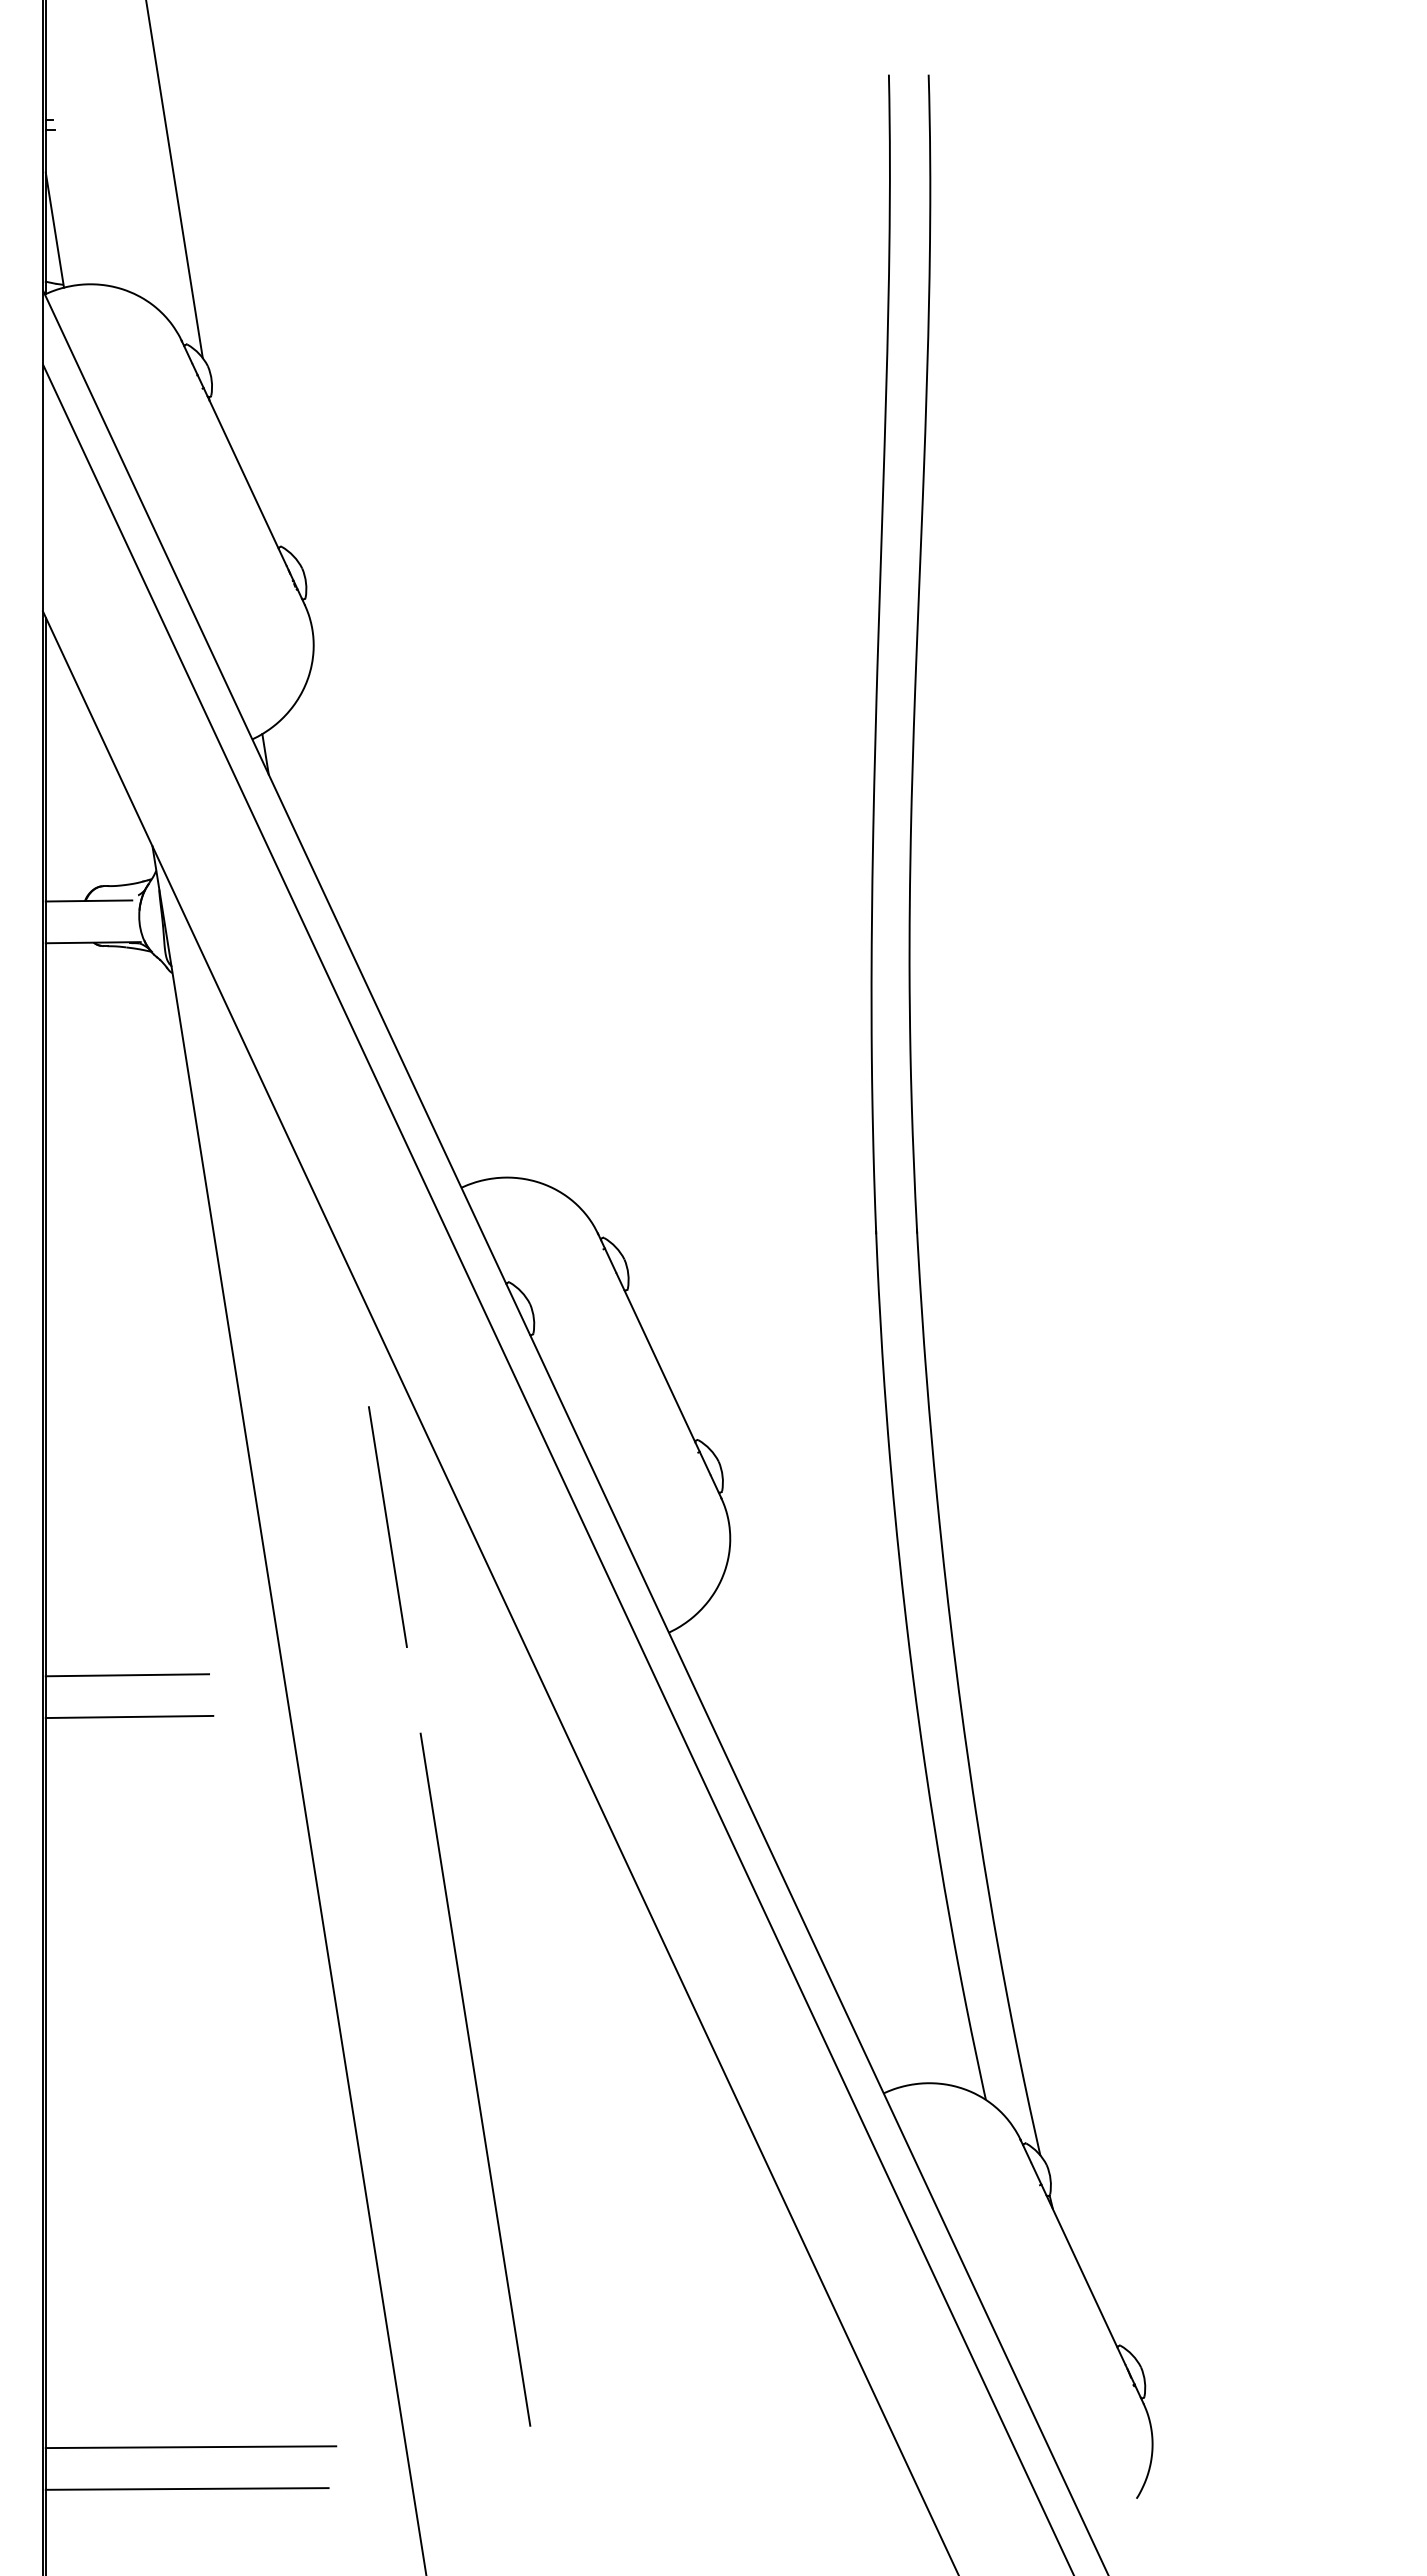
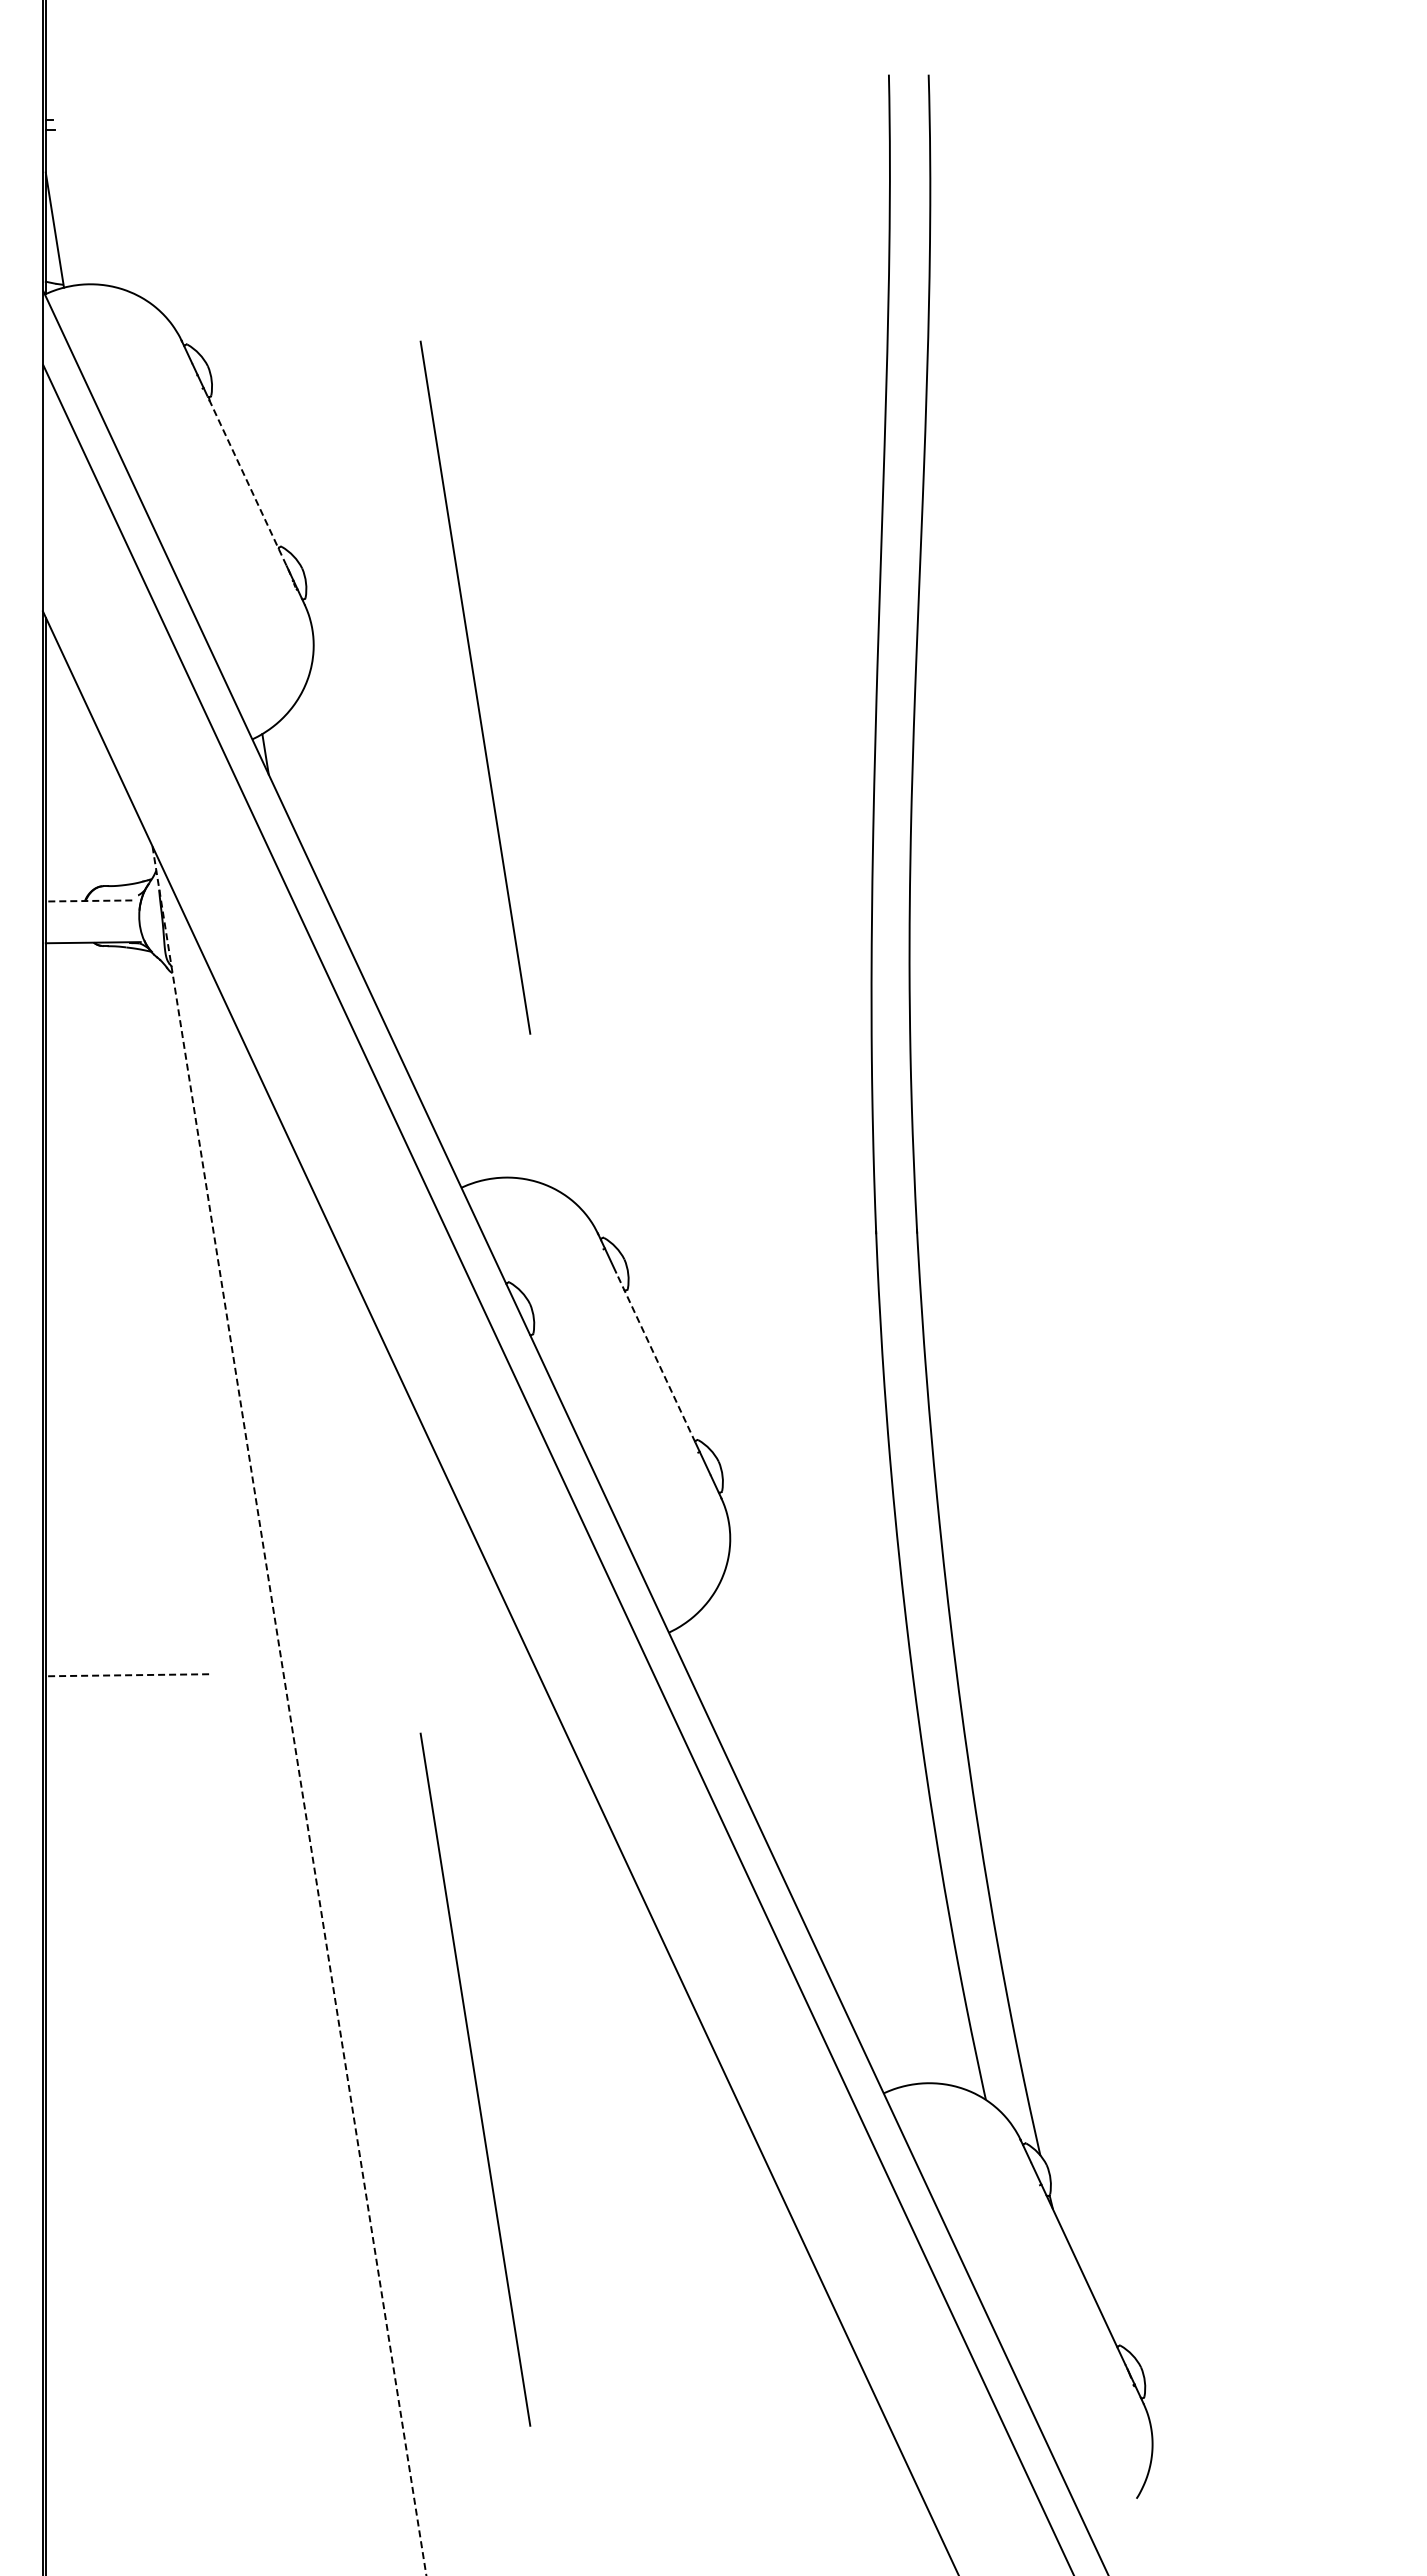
line: present -> none (174, 180)
line: solid -> dashed (246, 480)
line: none -> present (475, 687)
line: solid -> dashed (88, 900)
line: solid -> dashed (655, 1357)
line: present -> none (387, 1526)
line: solid -> dashed (127, 1675)
line: solid -> dashed (289, 1711)
line: present -> none (129, 1716)
line: present -> none (190, 2447)
line: present -> none (186, 2488)
